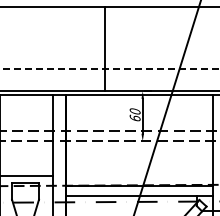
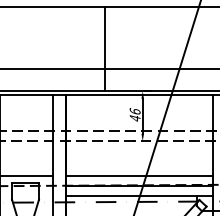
line: dashed -> solid (109, 68)
text: 60 -> 46 (134, 114)
line: none -> present (139, 175)
